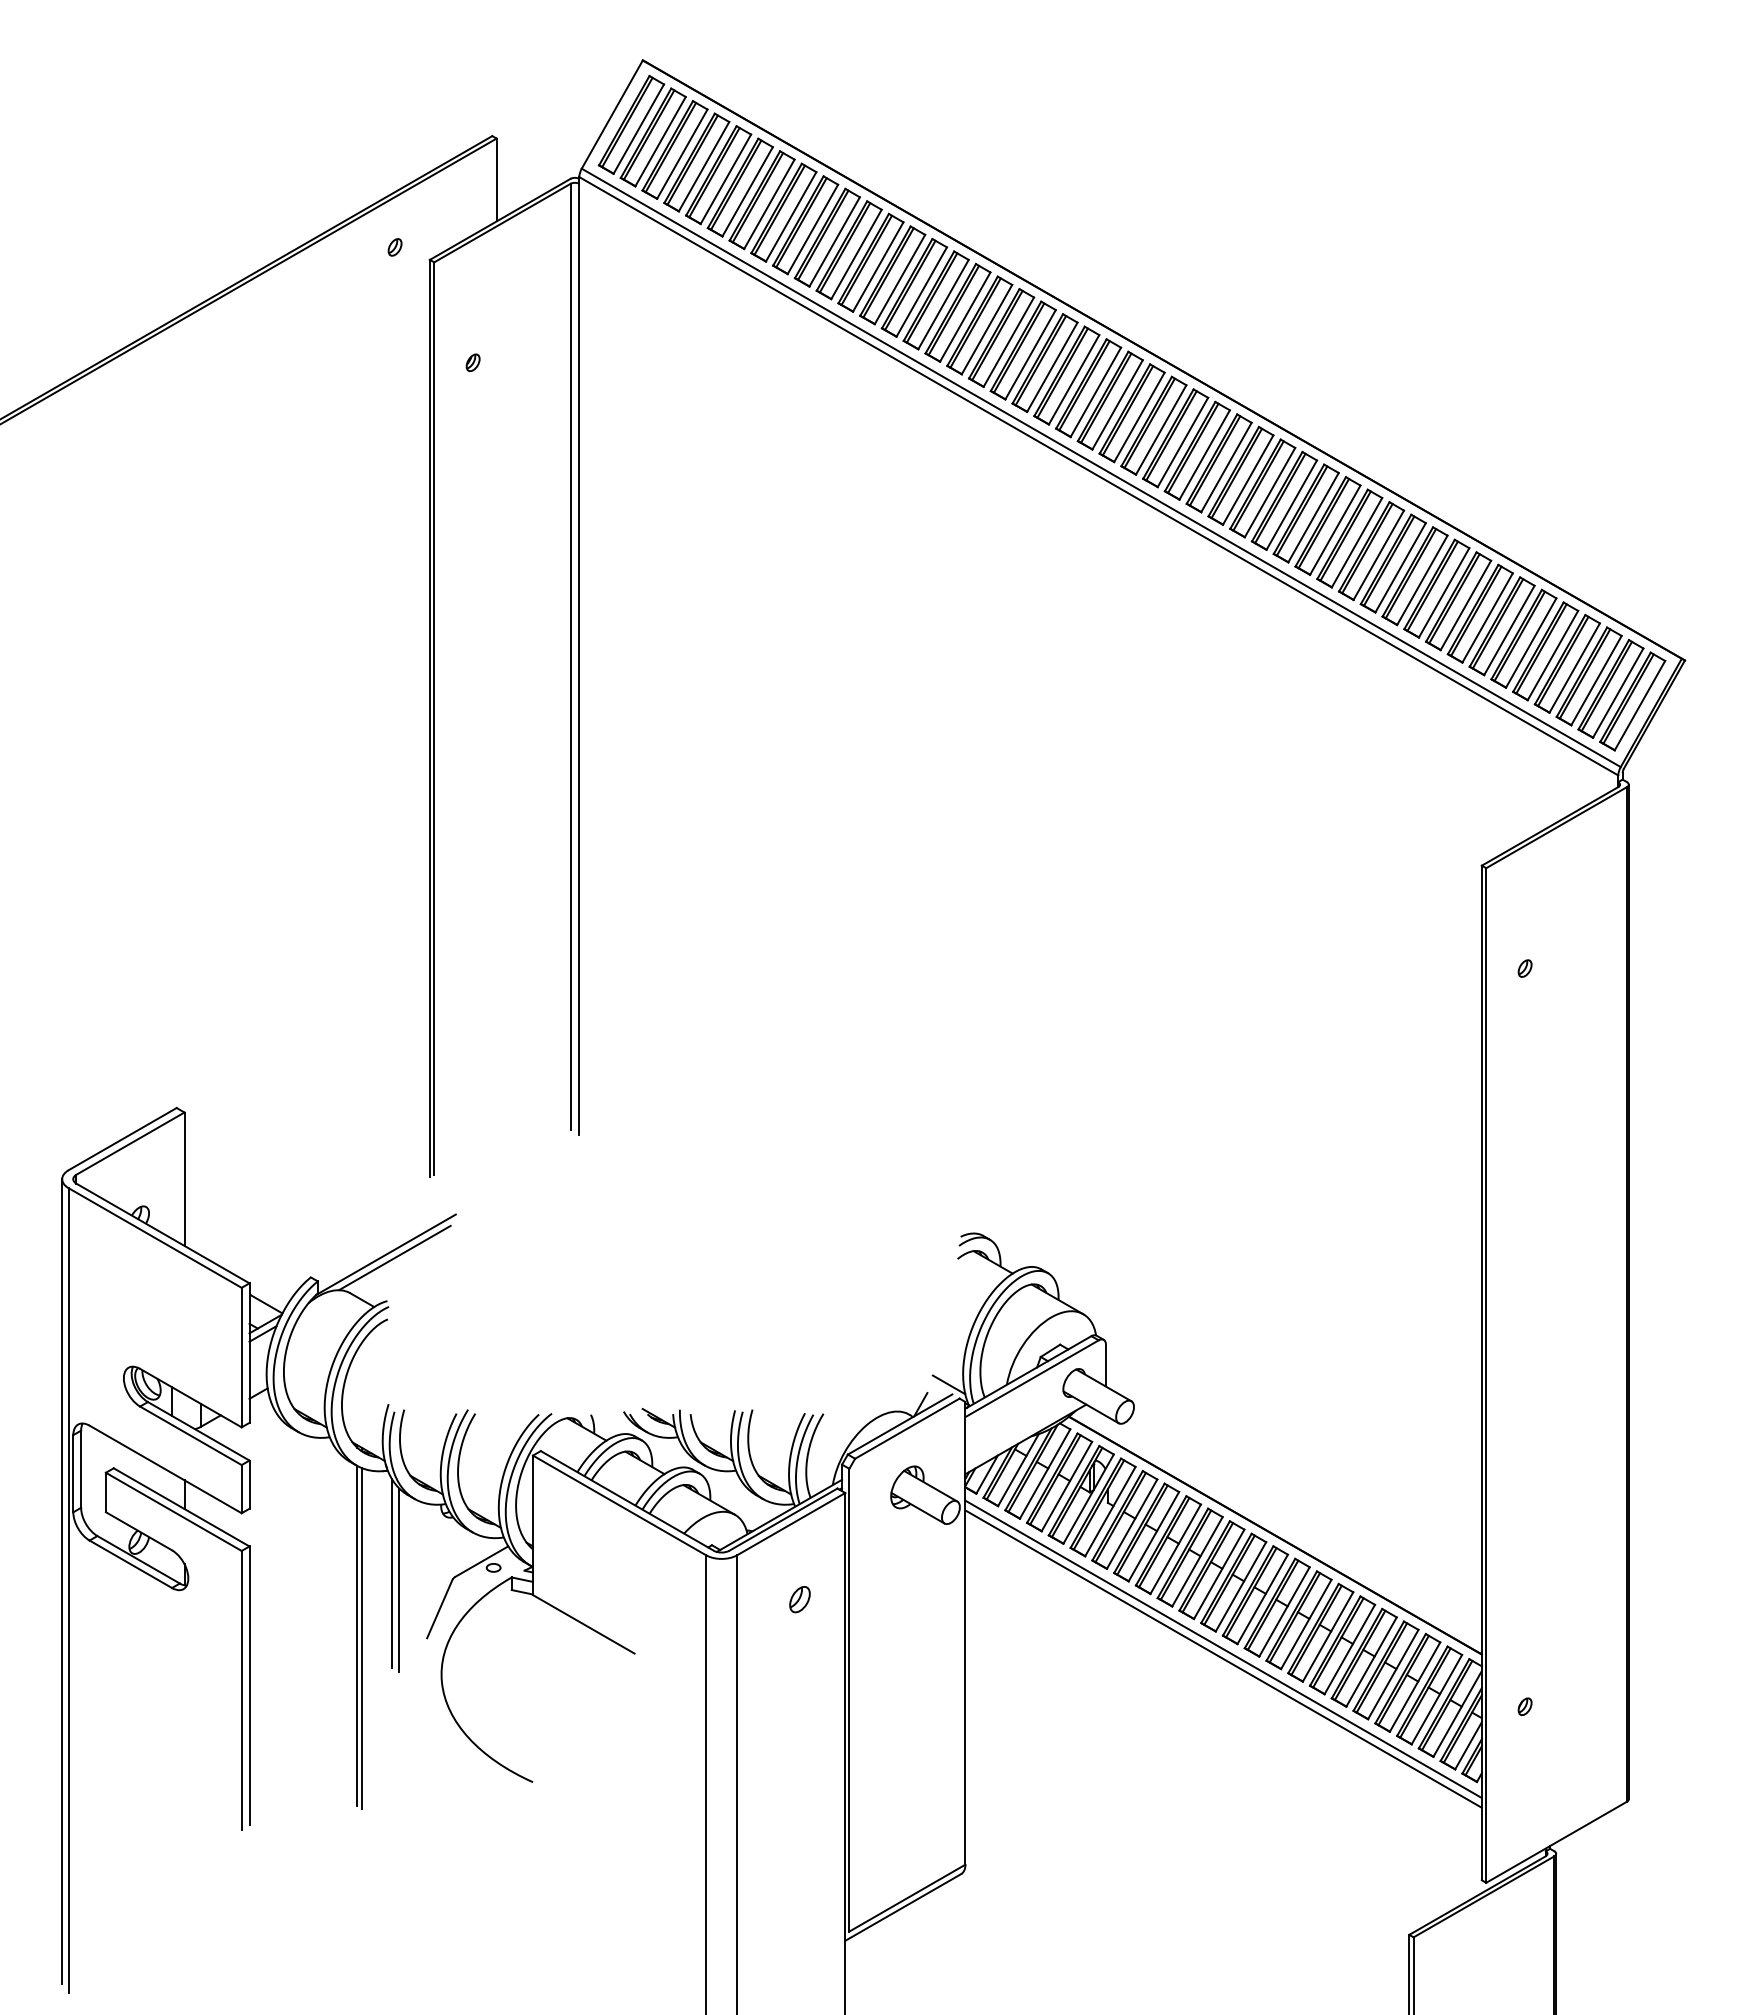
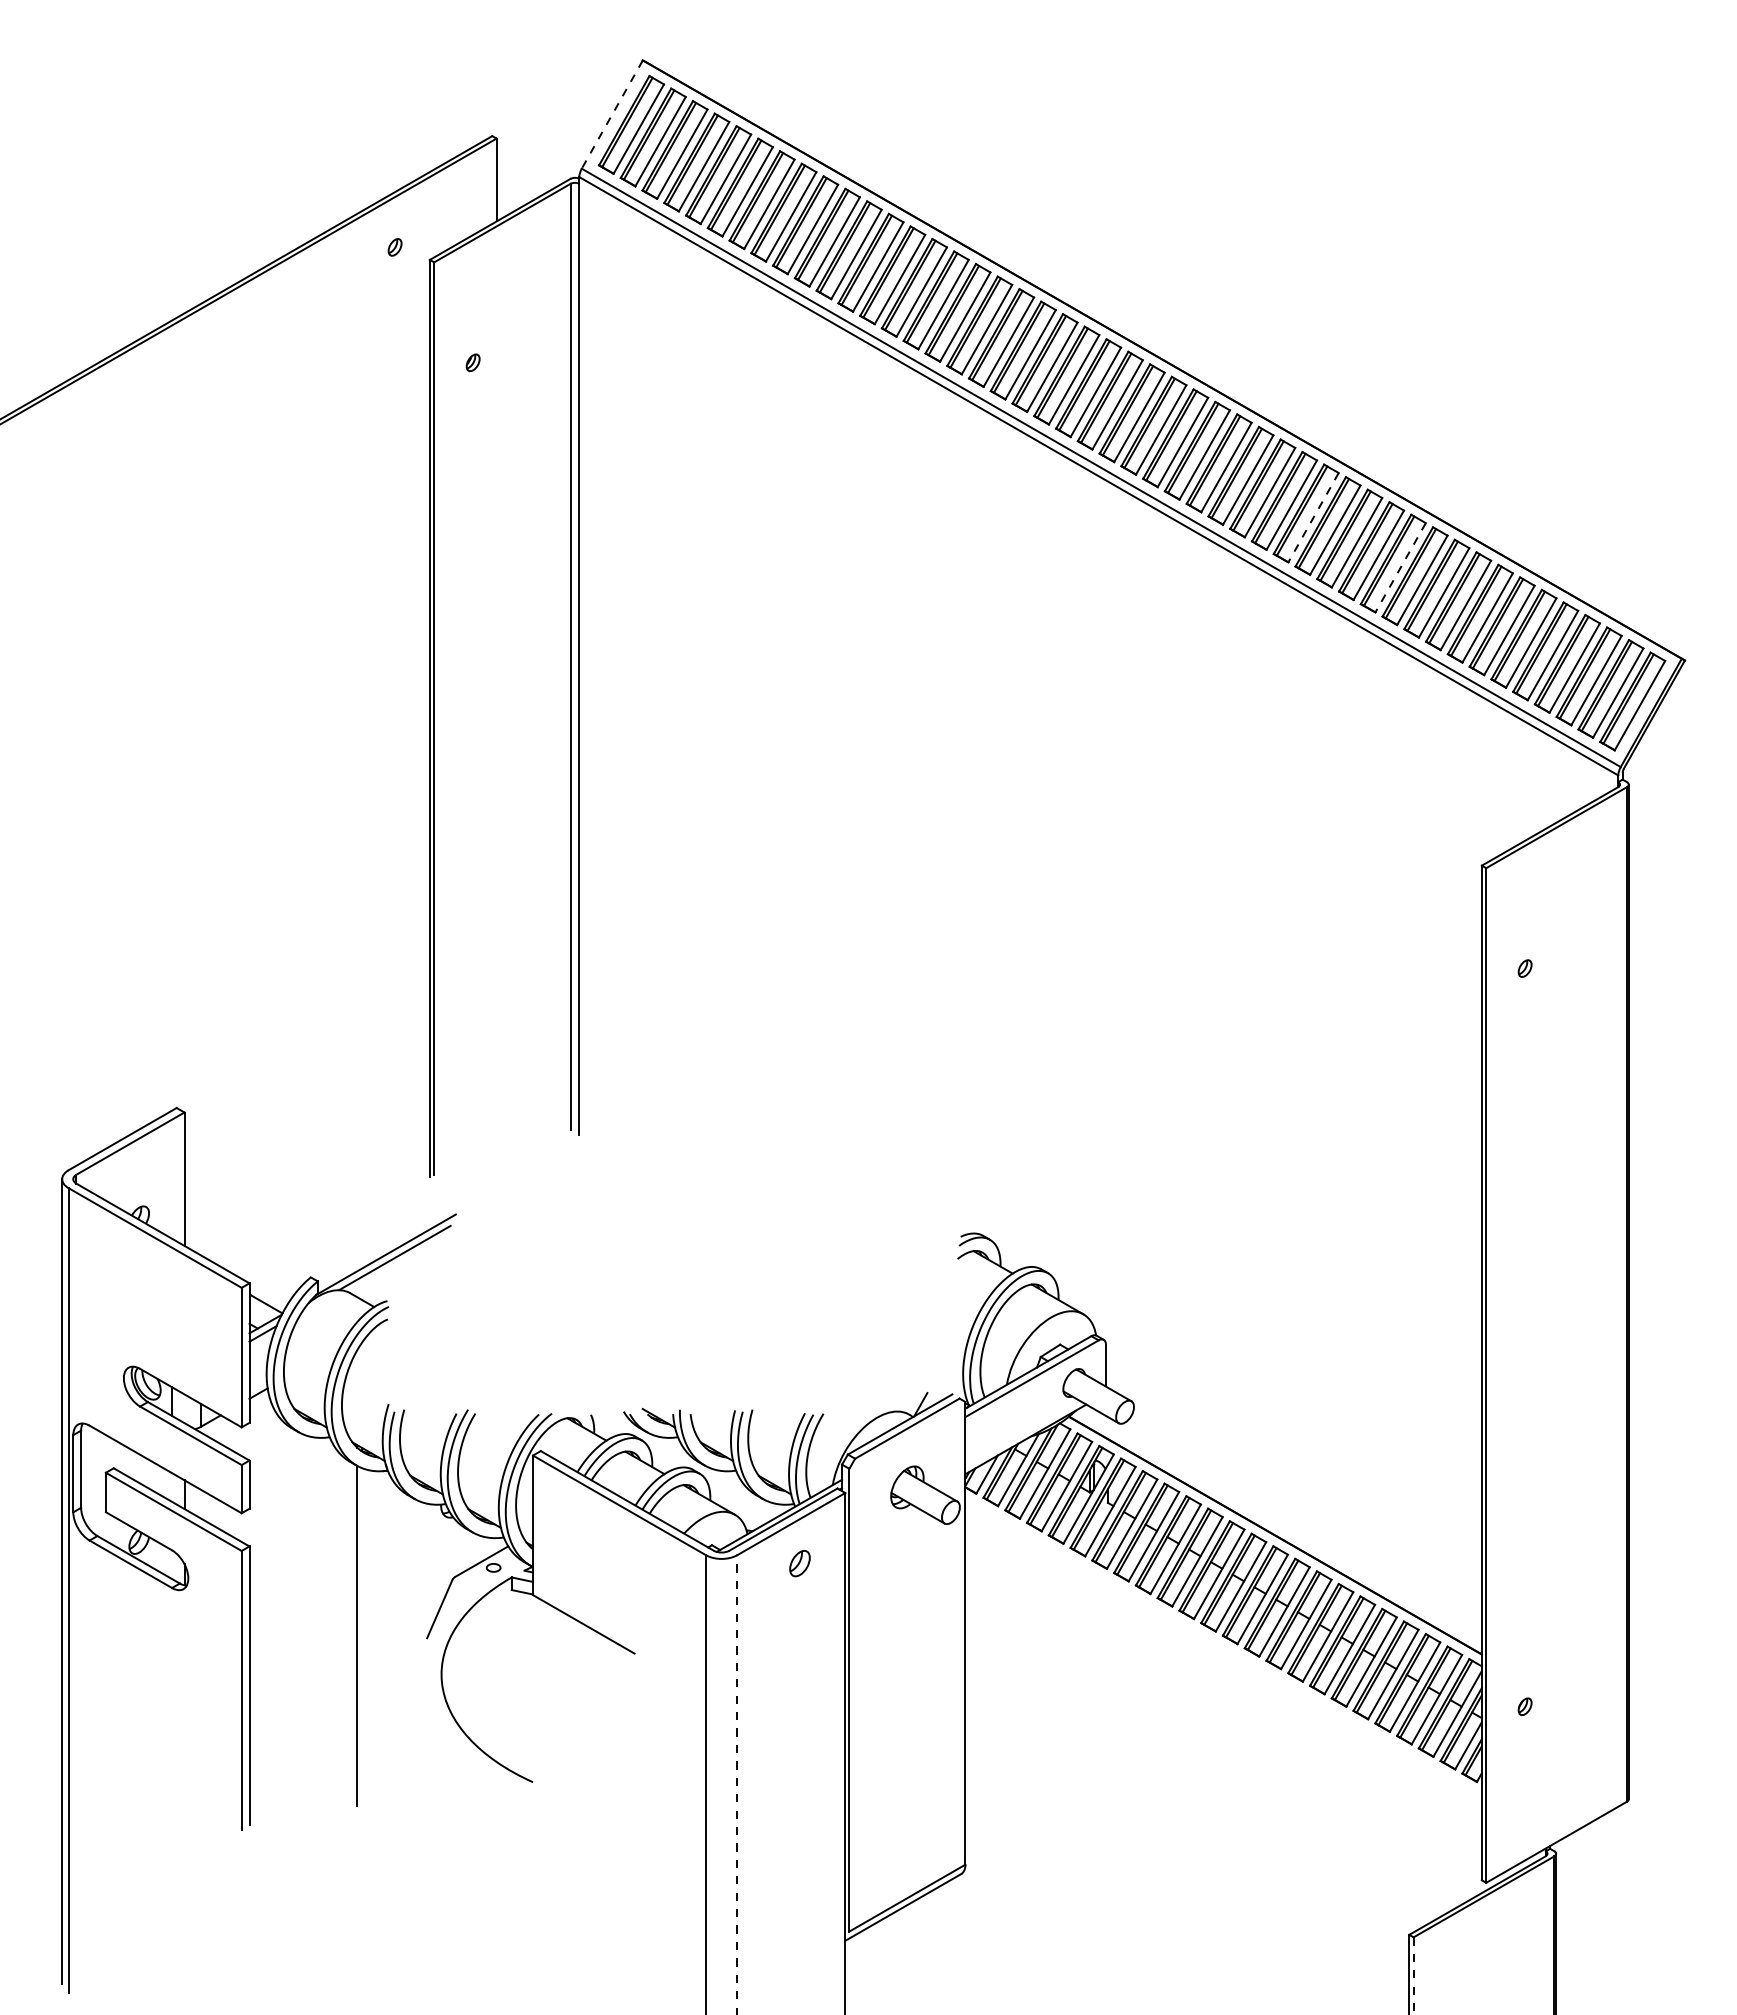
line: solid -> dashed (612, 115)
line: solid -> dashed (1313, 518)
line: solid -> dashed (1400, 568)
line: present -> none (948, 1384)
line: present -> none (392, 1573)
line: present -> none (399, 1580)
part position: (799, 1599) -> (799, 1563) (799, 1563)
line: present -> none (361, 1638)
line: present -> none (1223, 1649)
line: present -> none (1223, 1658)
line: solid -> dashed (737, 1785)
line: solid -> dashed (1413, 1976)
